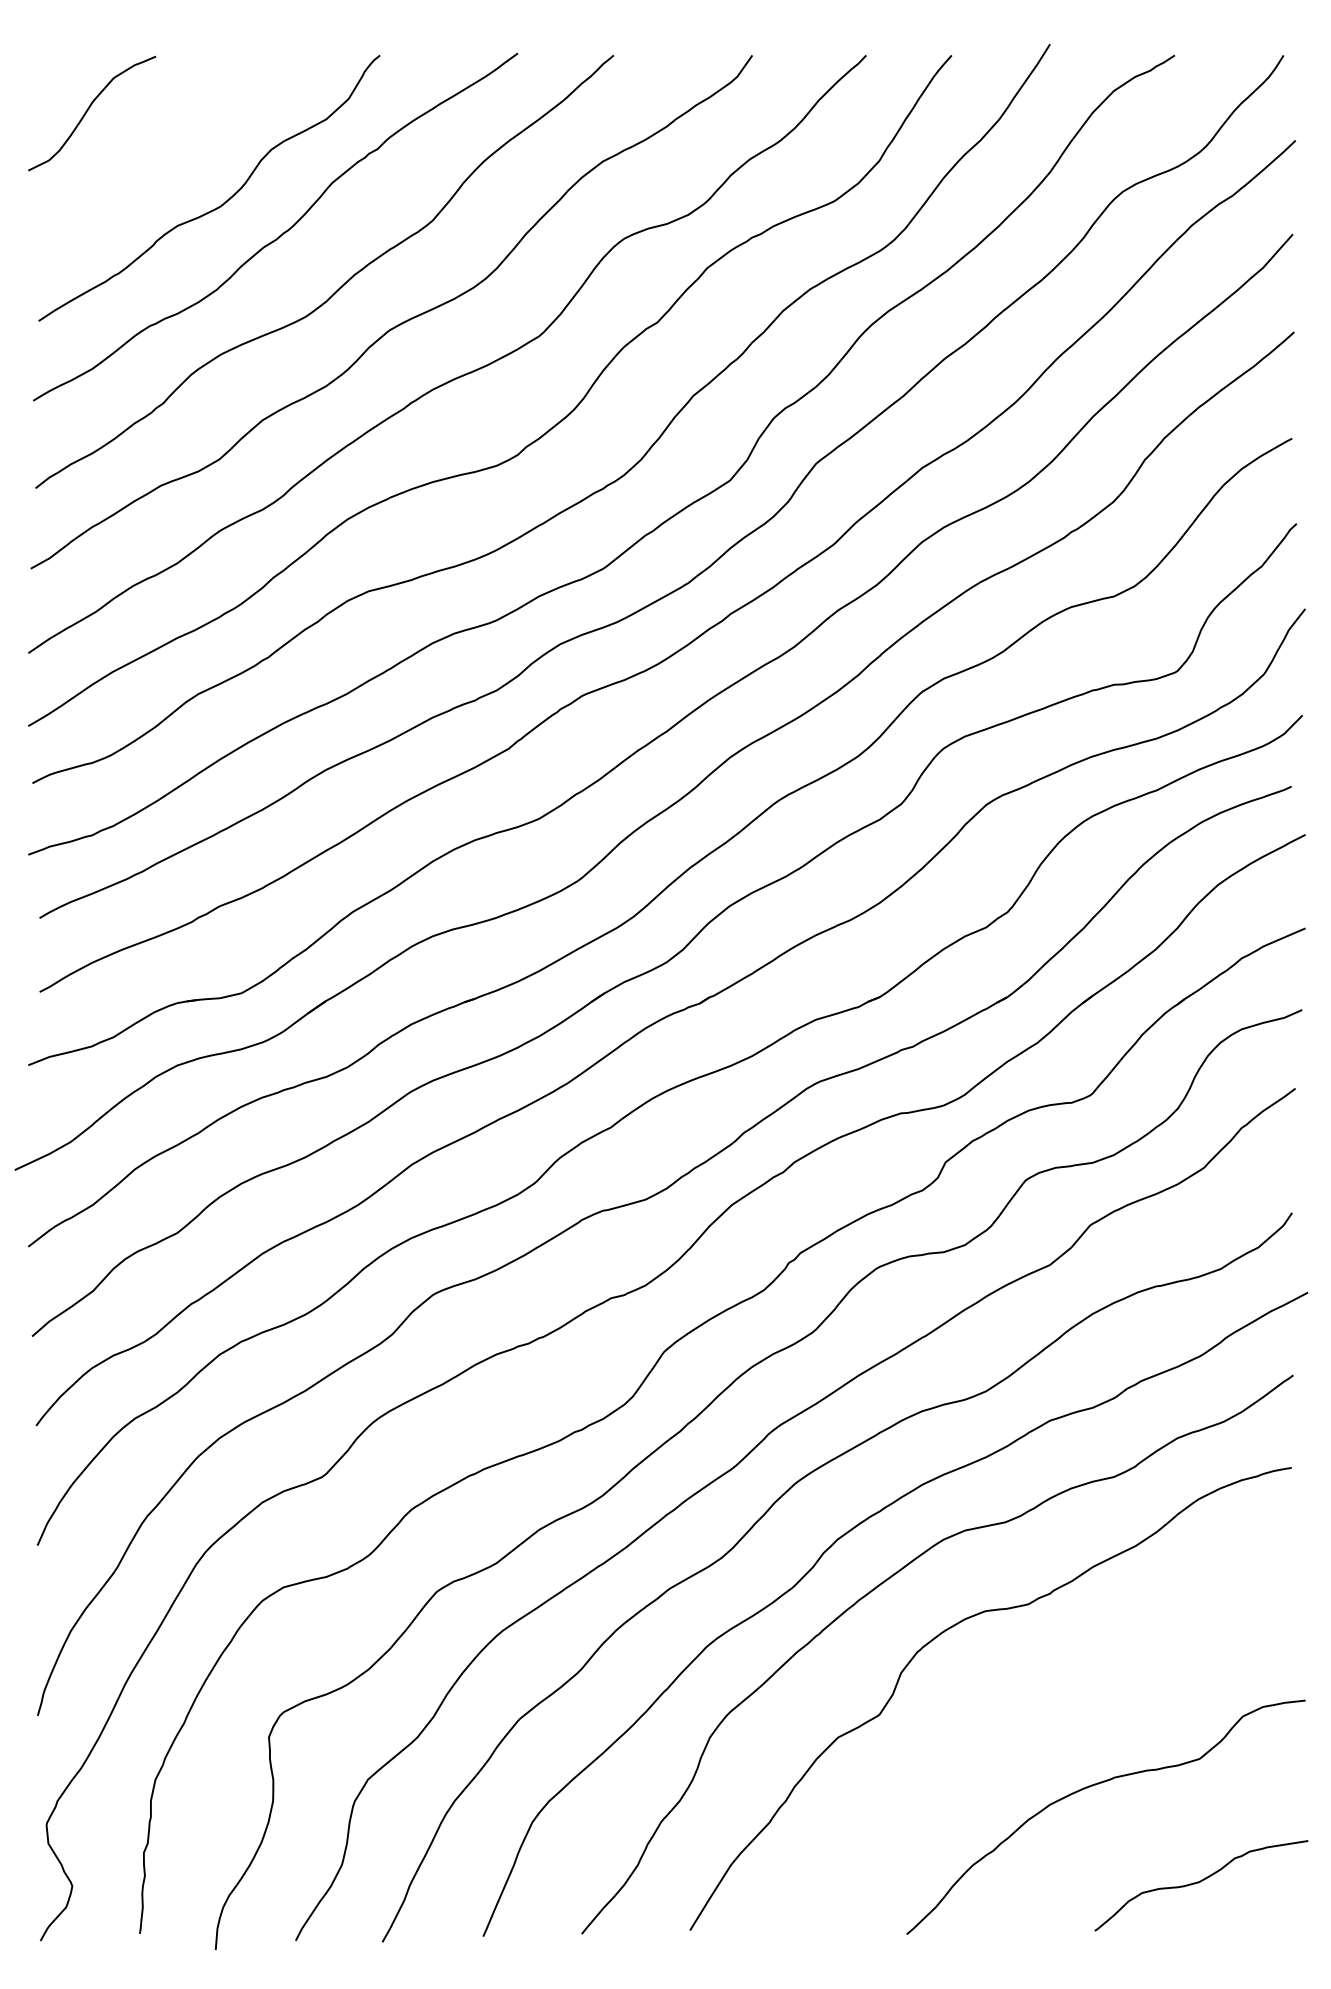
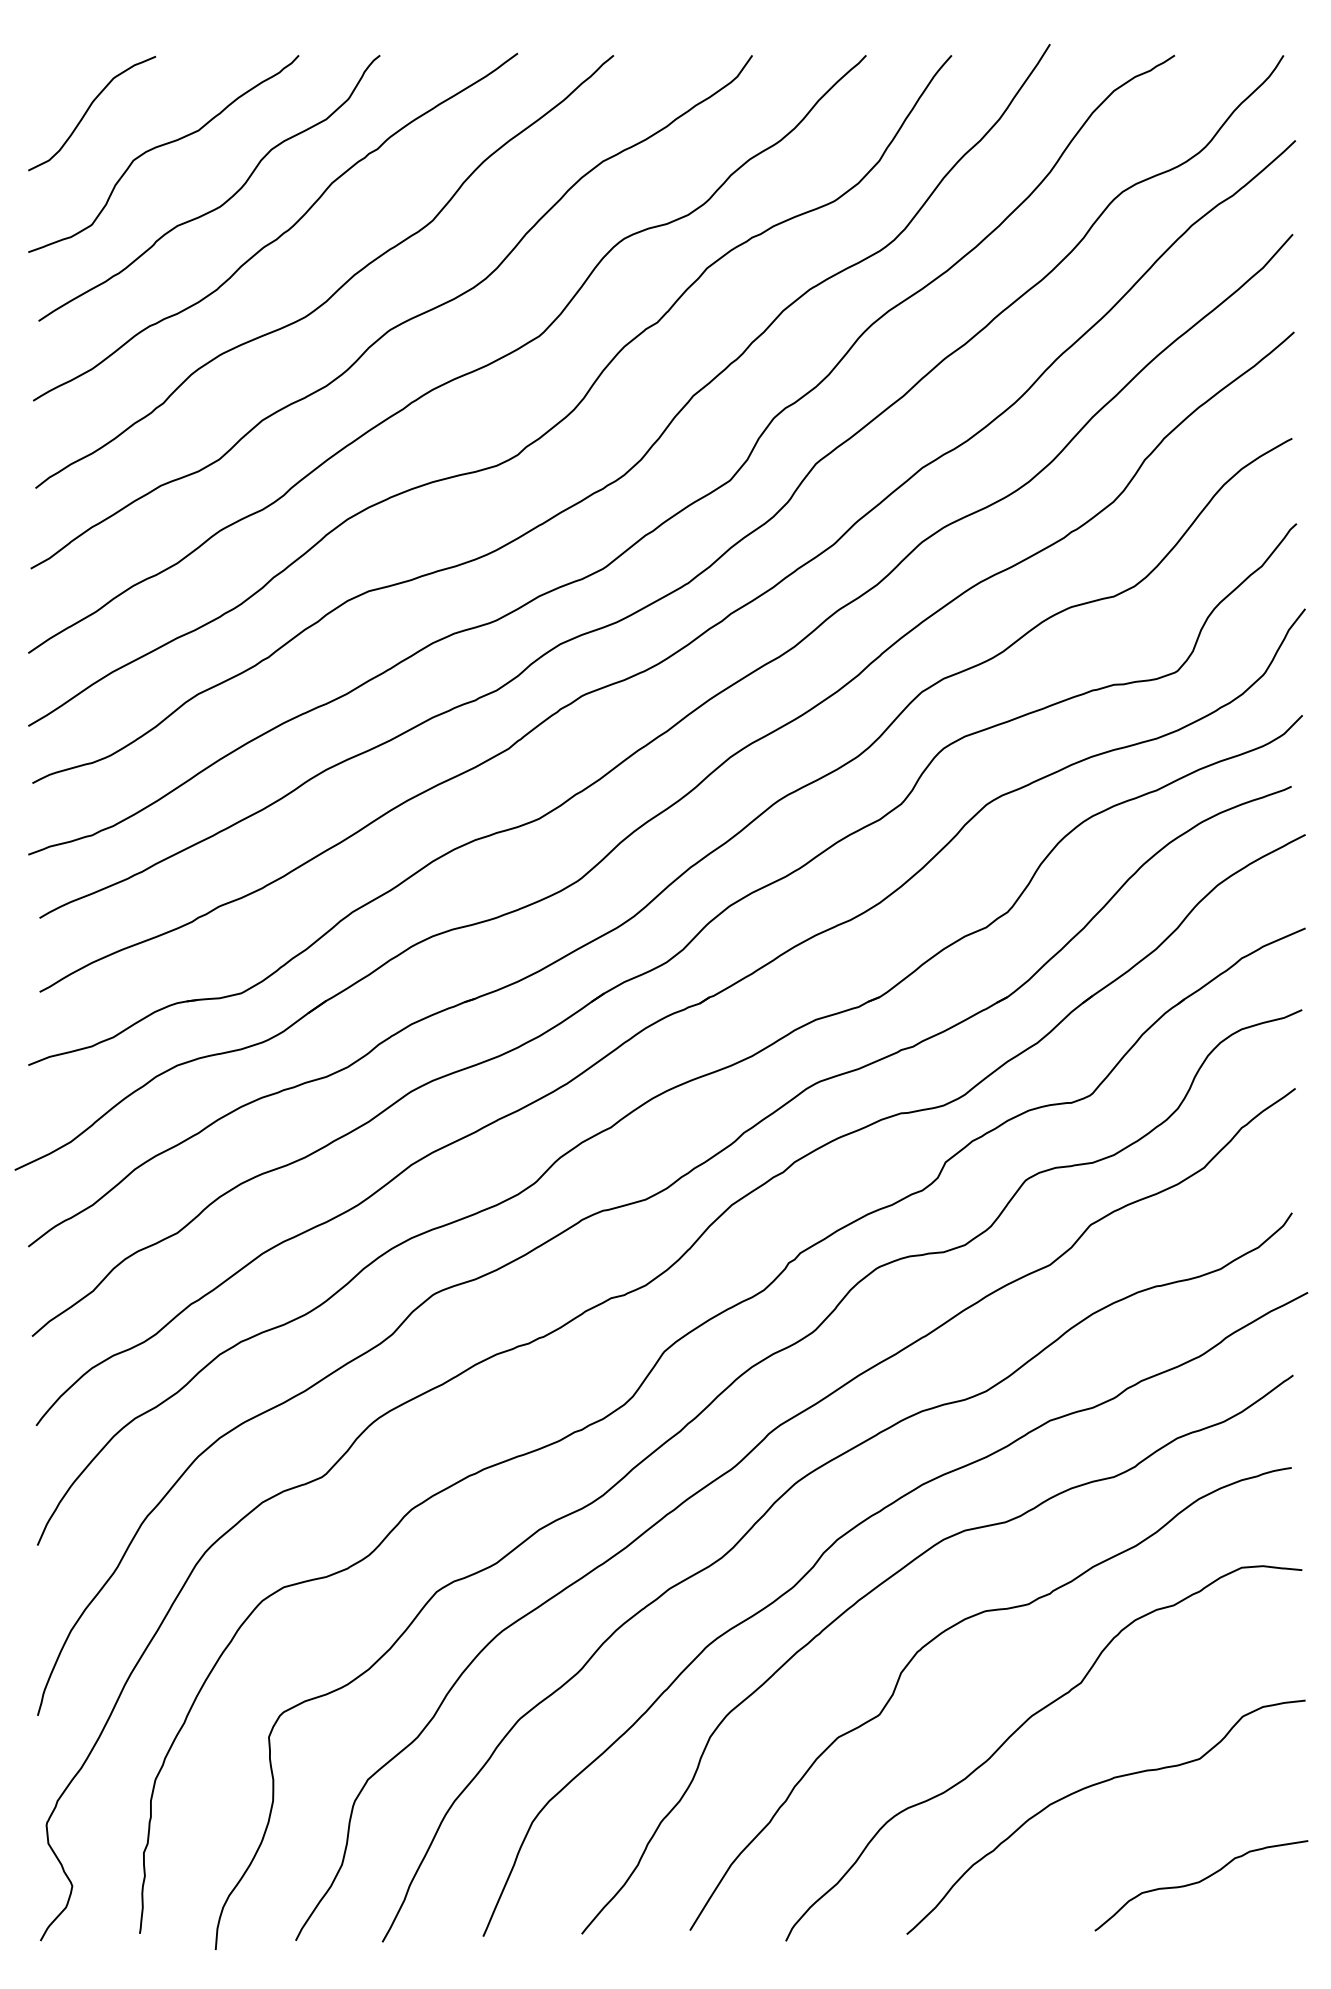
curve: none -> present (162, 146)
curve: none -> present (1020, 1728)
